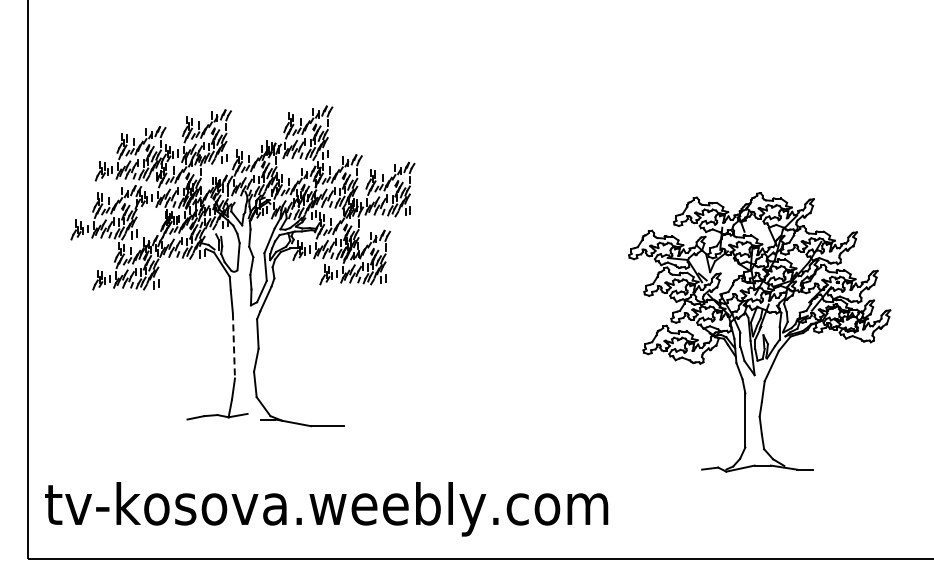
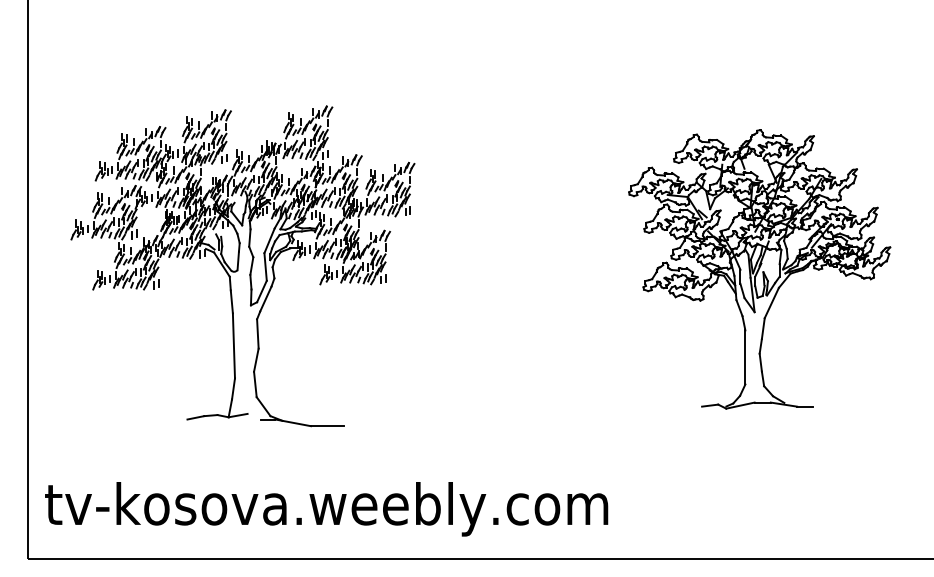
part position: (759, 332) -> (759, 269) (759, 269)
line: dashed -> solid (233, 345)
